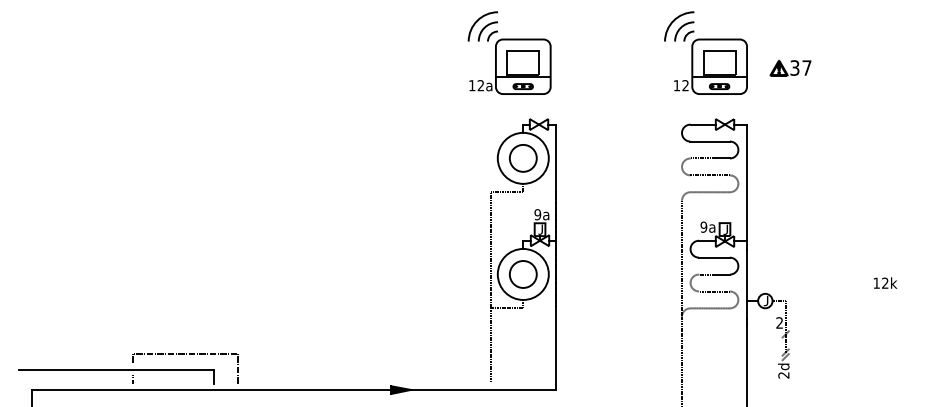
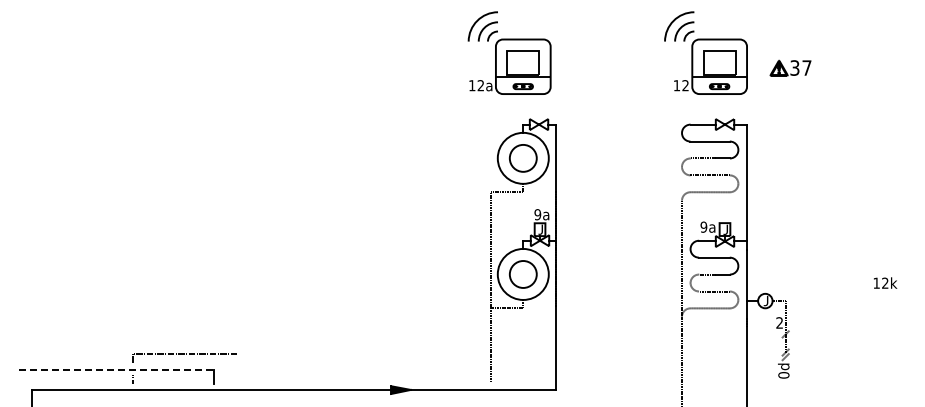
line: present -> none (237, 368)
line: solid -> dashed (116, 369)
text: 2d -> 0d (783, 375)
